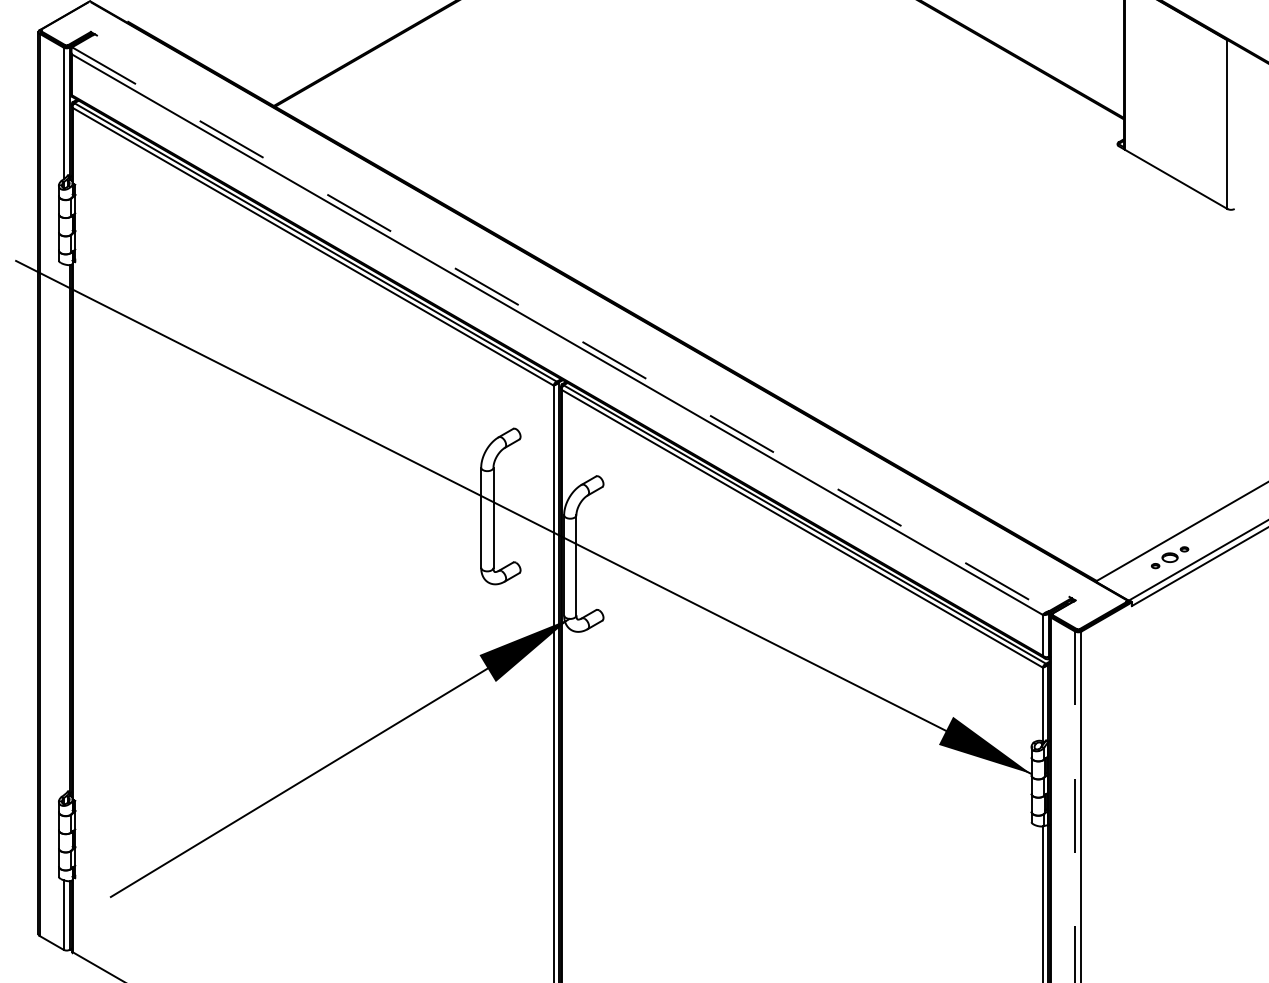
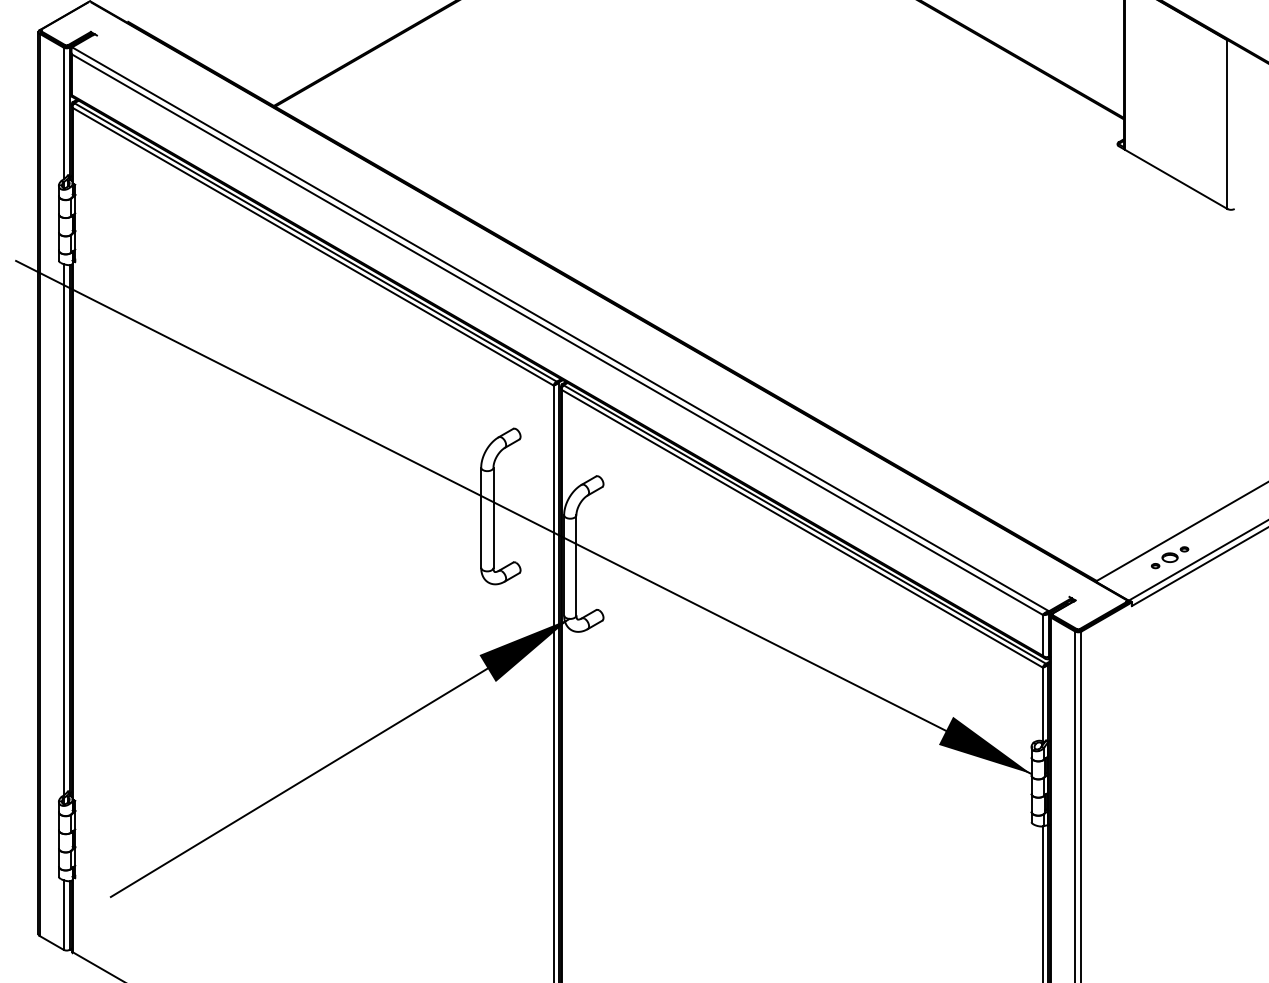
line: dashed -> solid (560, 329)
line: none -> present (63, 529)
line: dashed -> solid (1075, 807)
